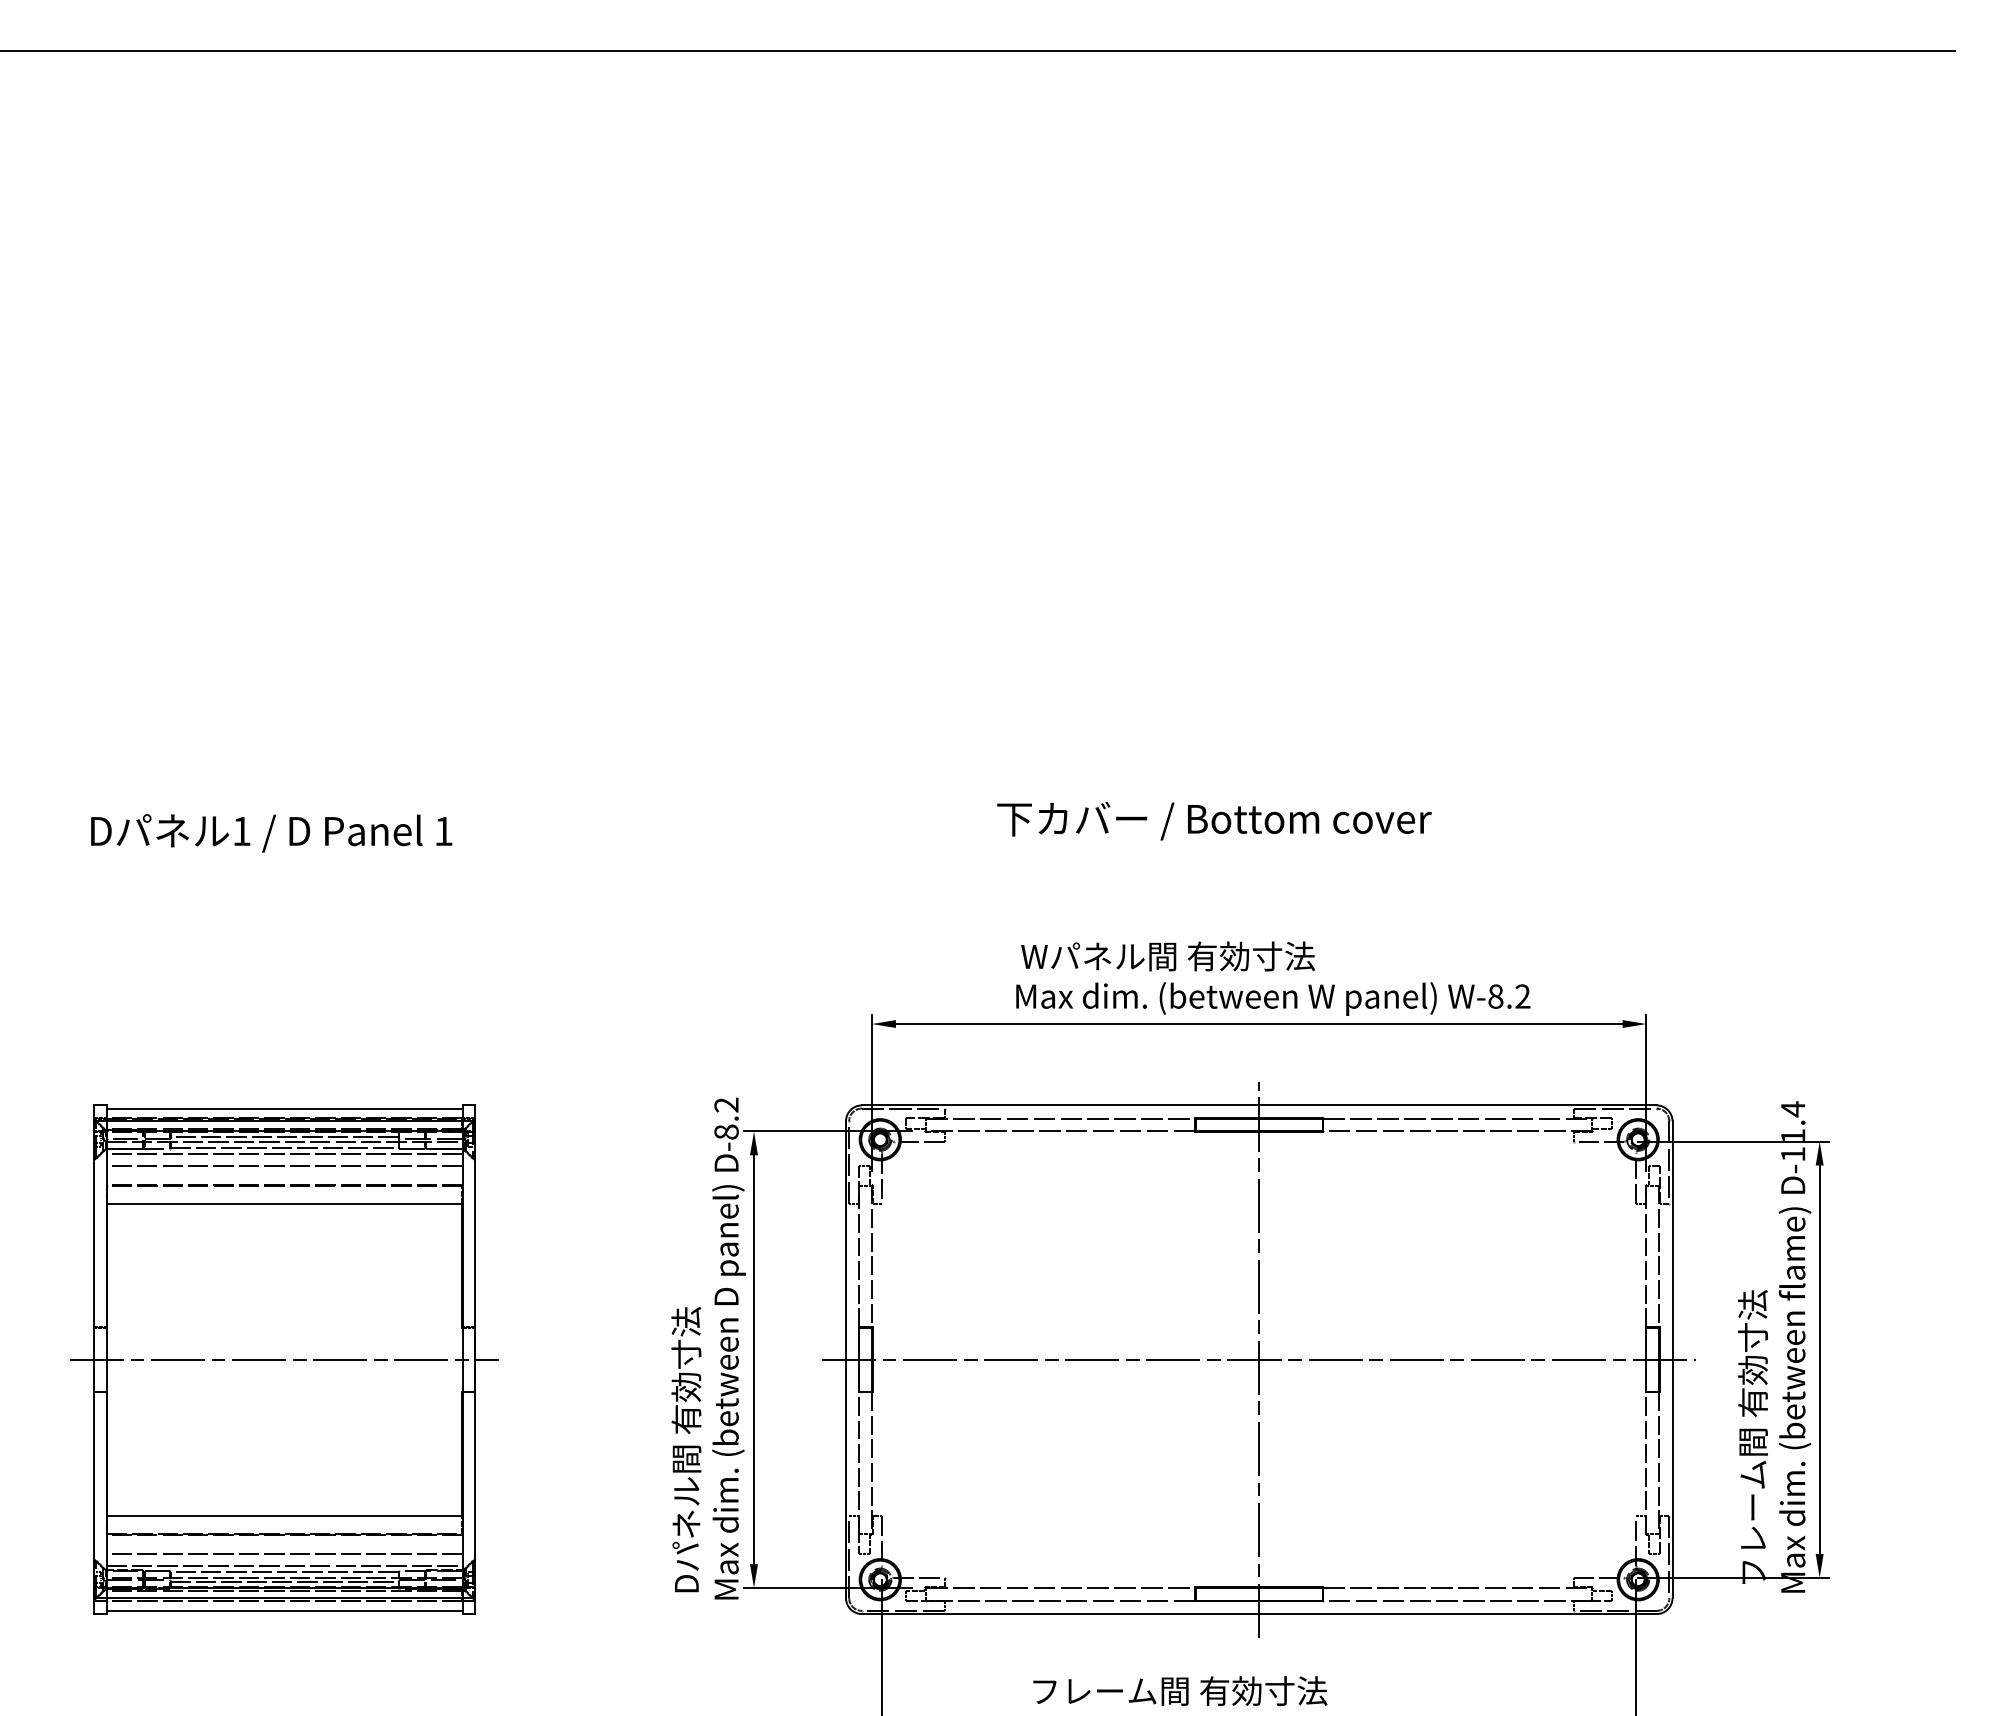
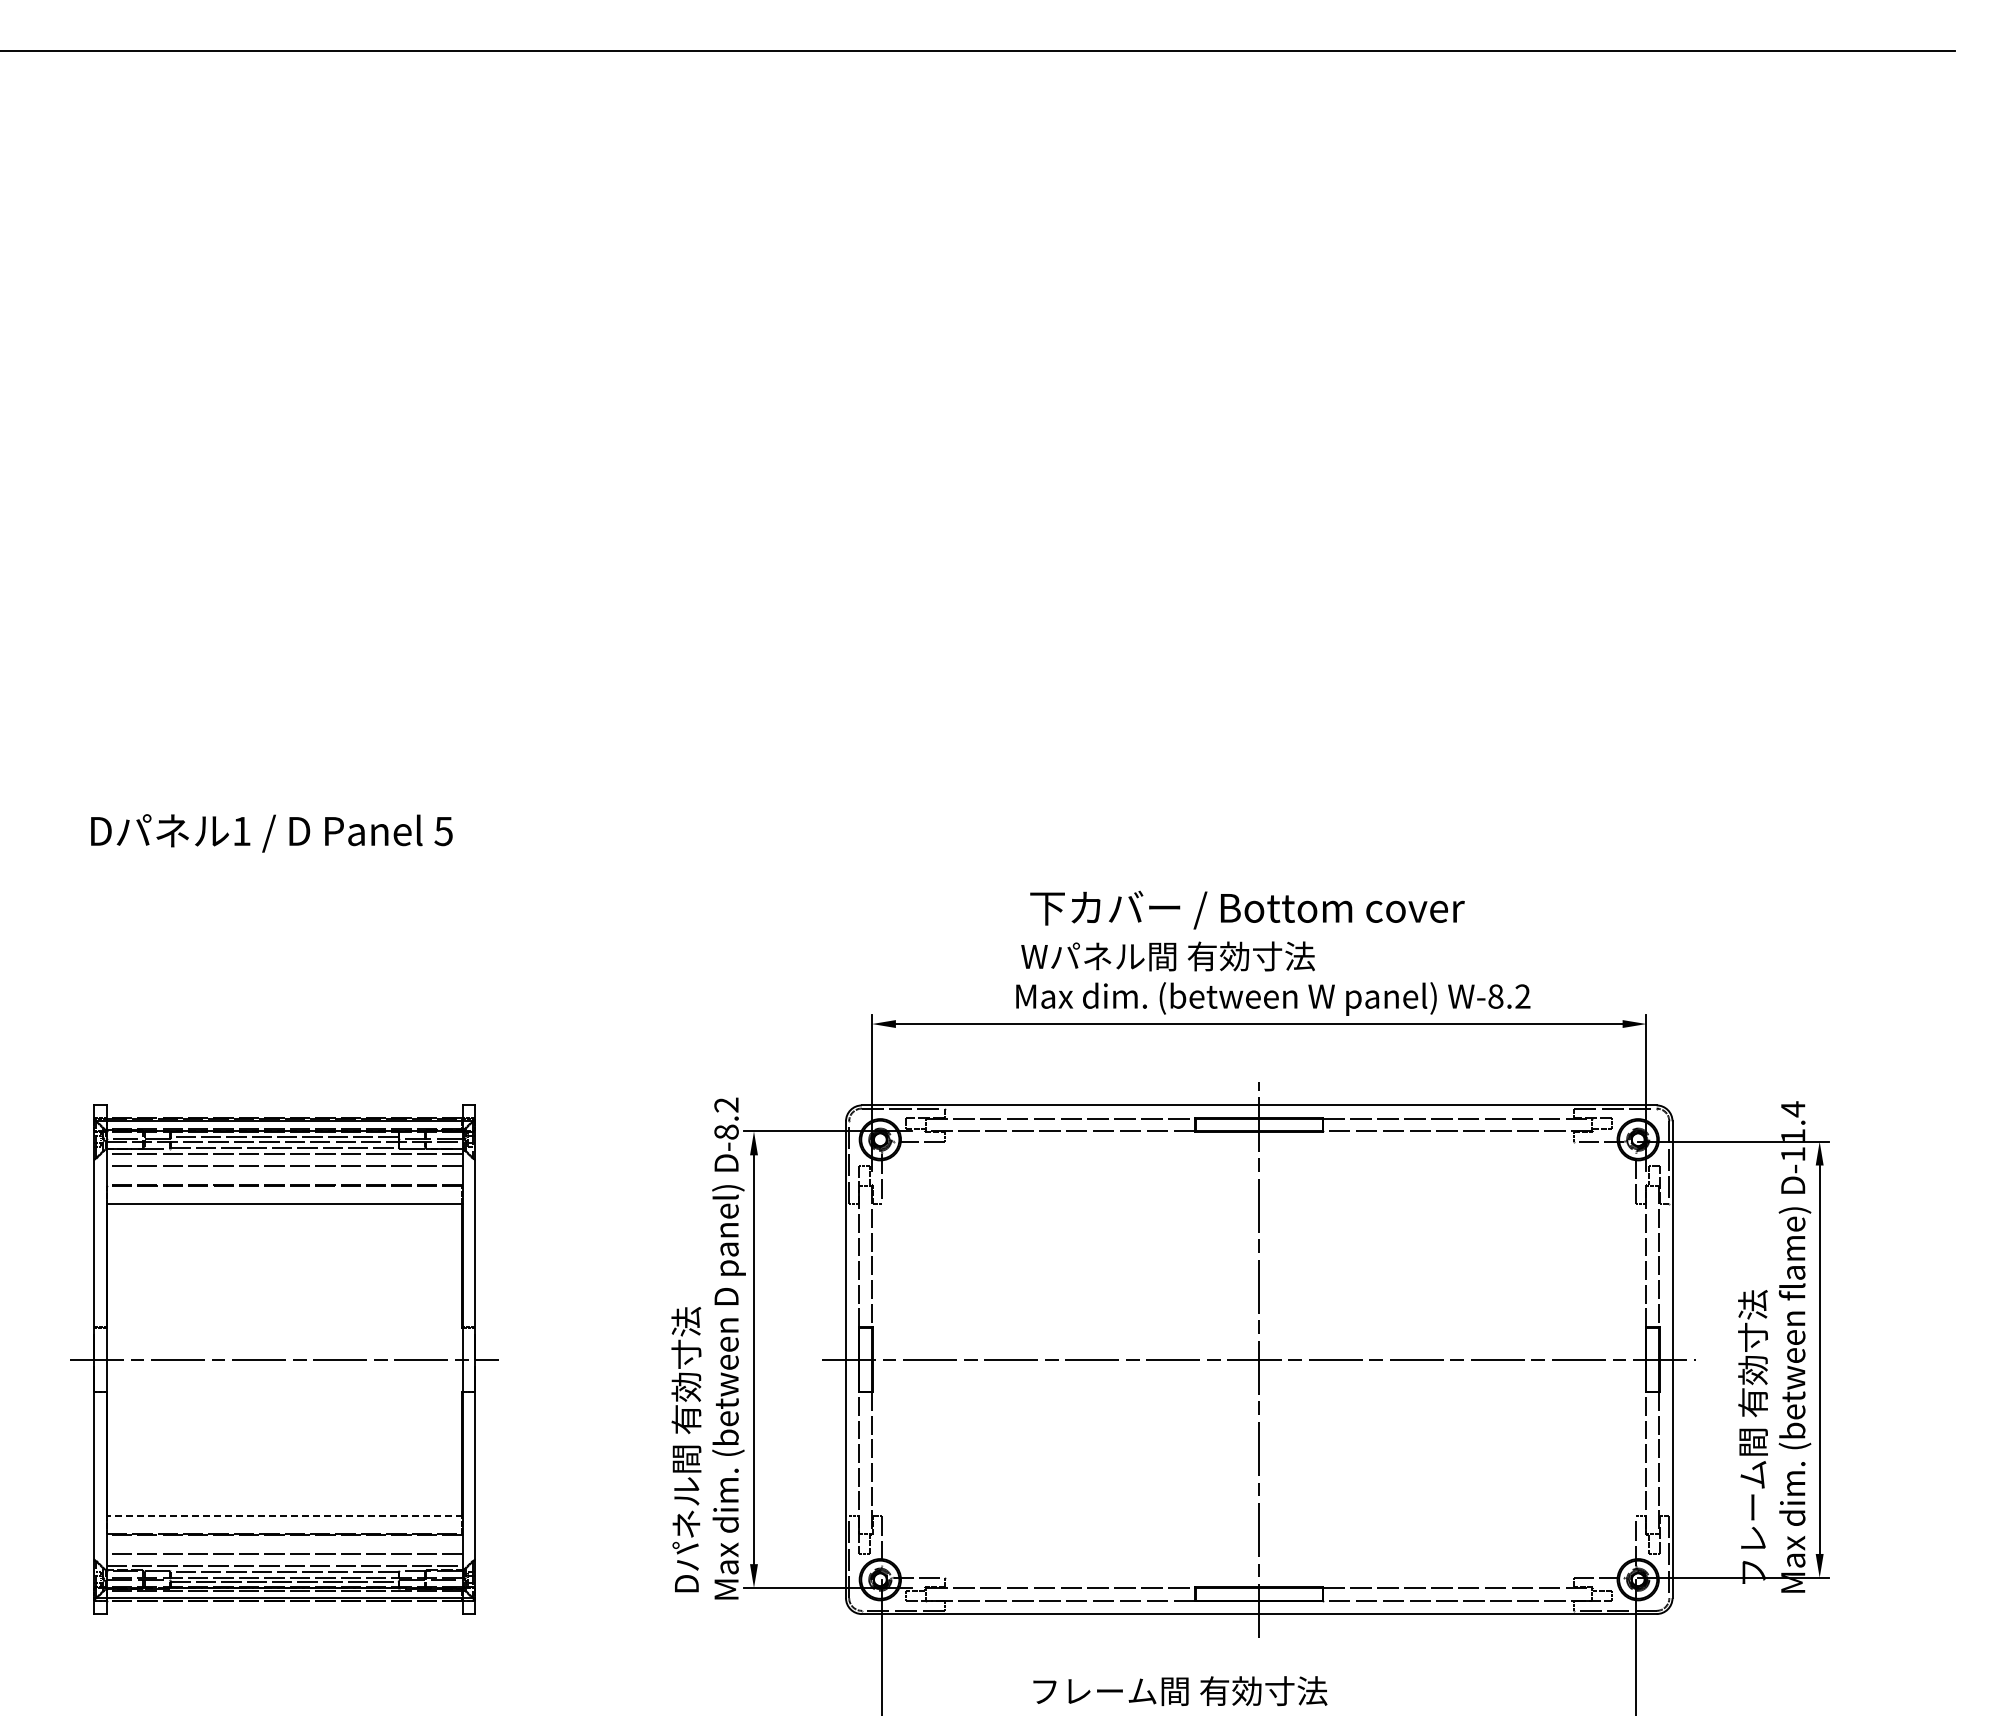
text position: (1214, 820) -> (1247, 909) (1247, 909)
text: 1 -> 5 (443, 831)
line: present -> none (284, 1108)
line: solid -> dashed (284, 1515)
line: present -> none (284, 1610)
